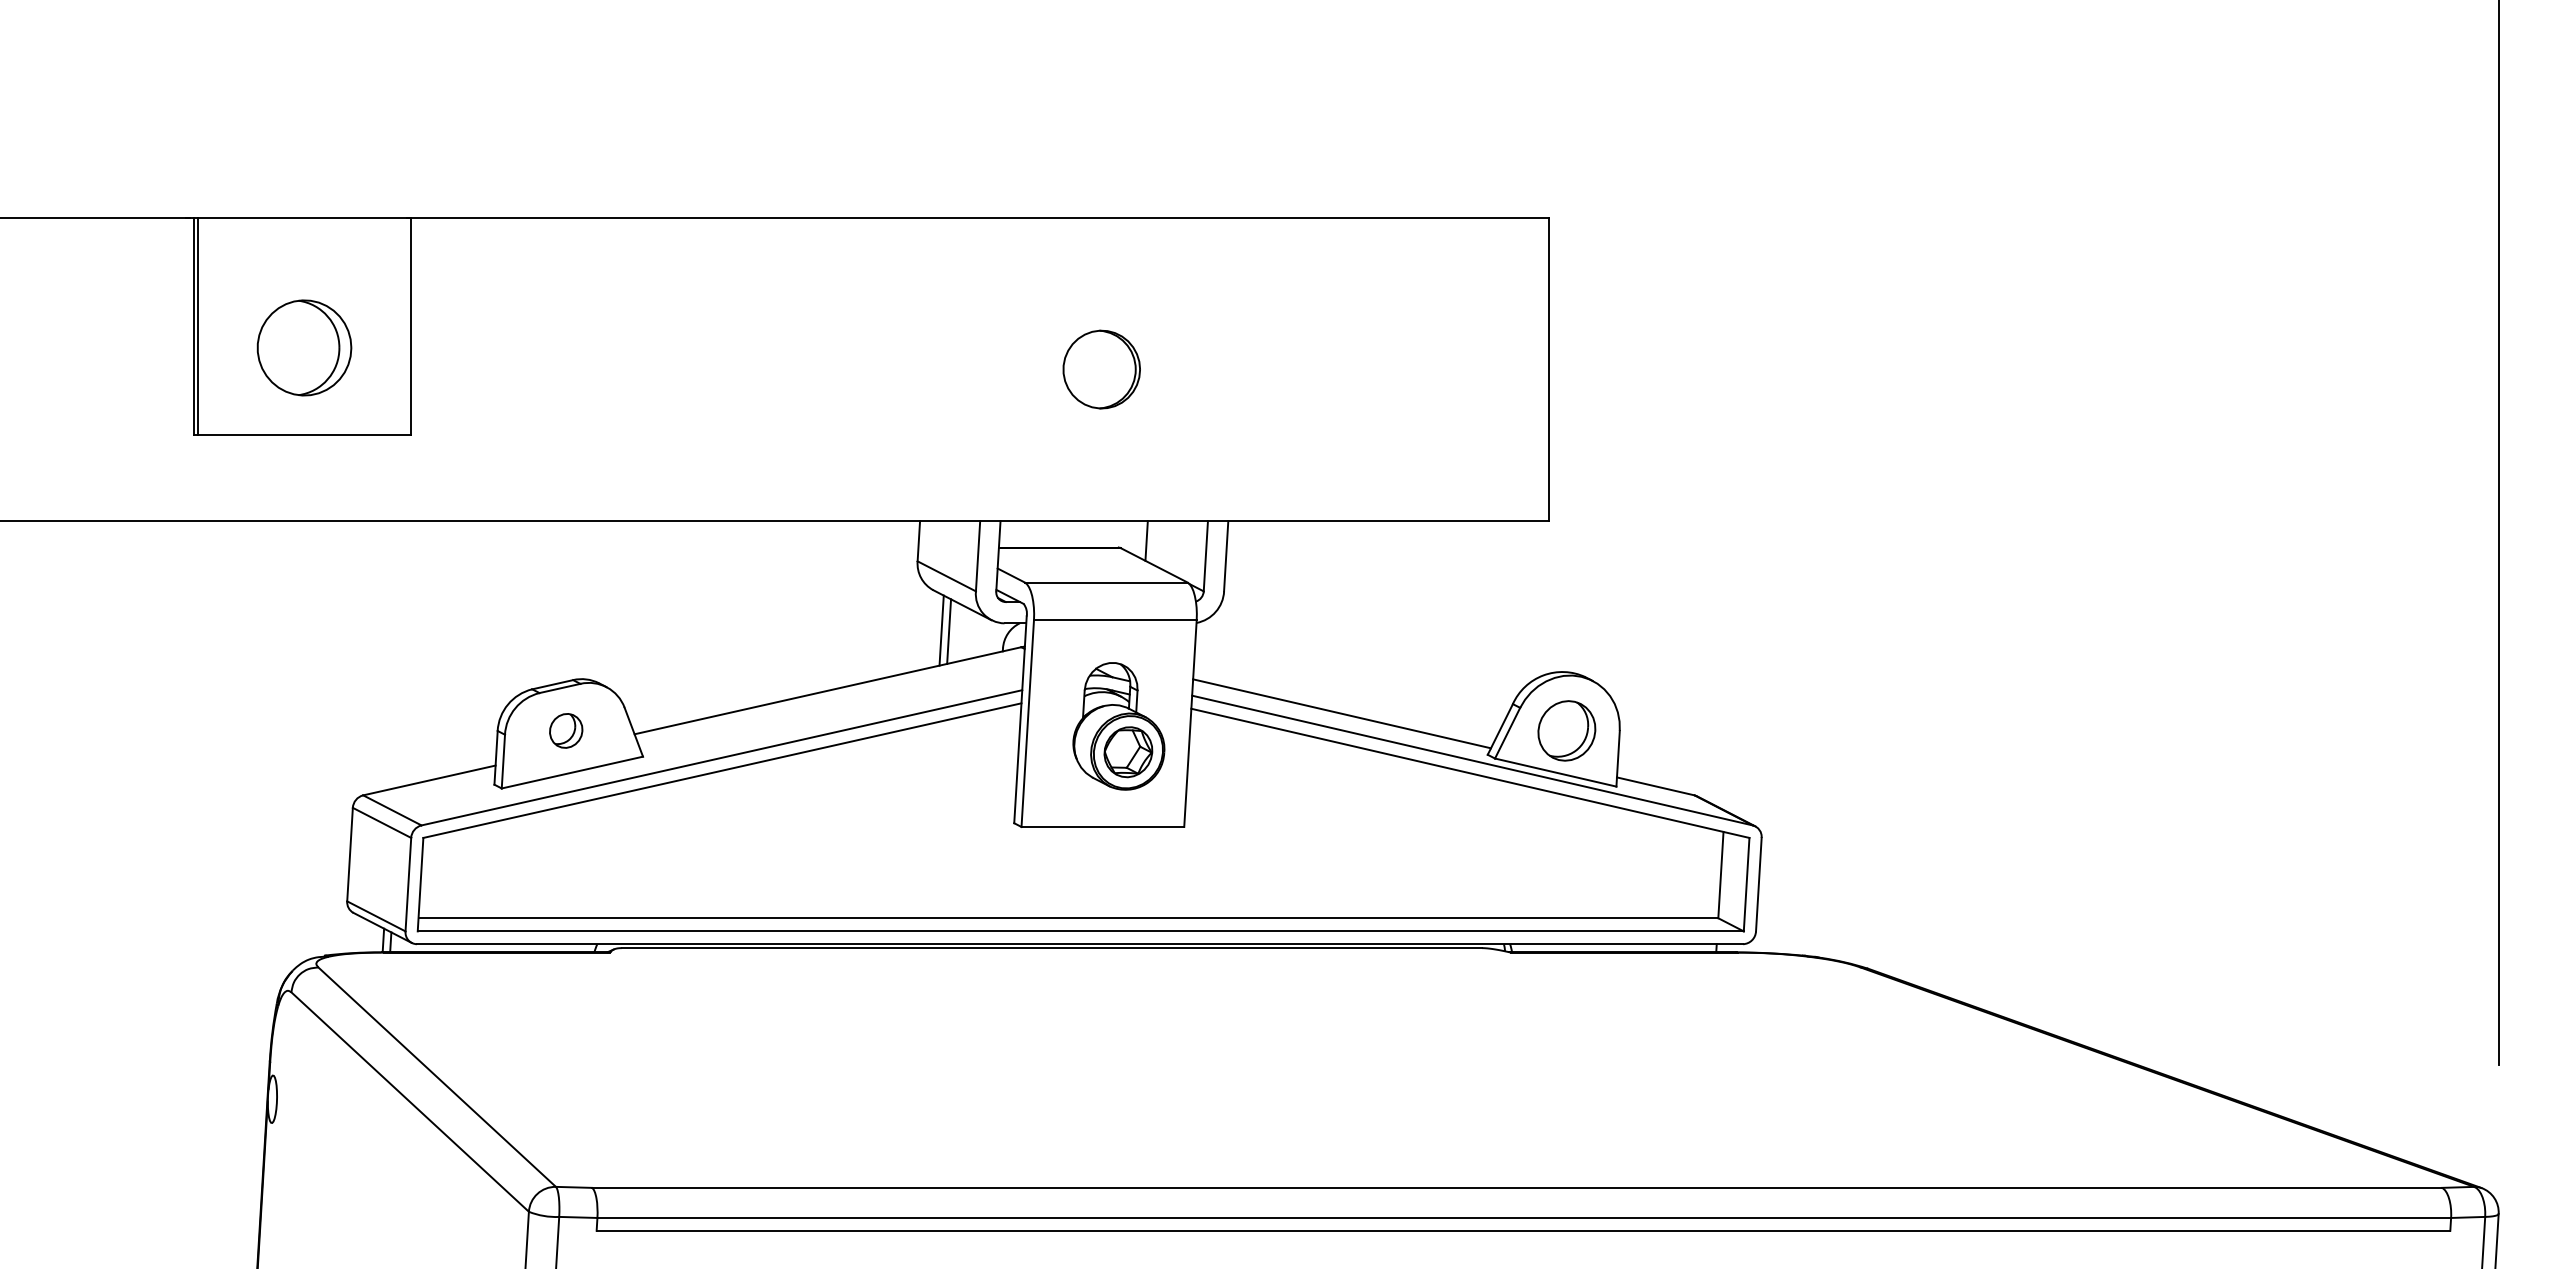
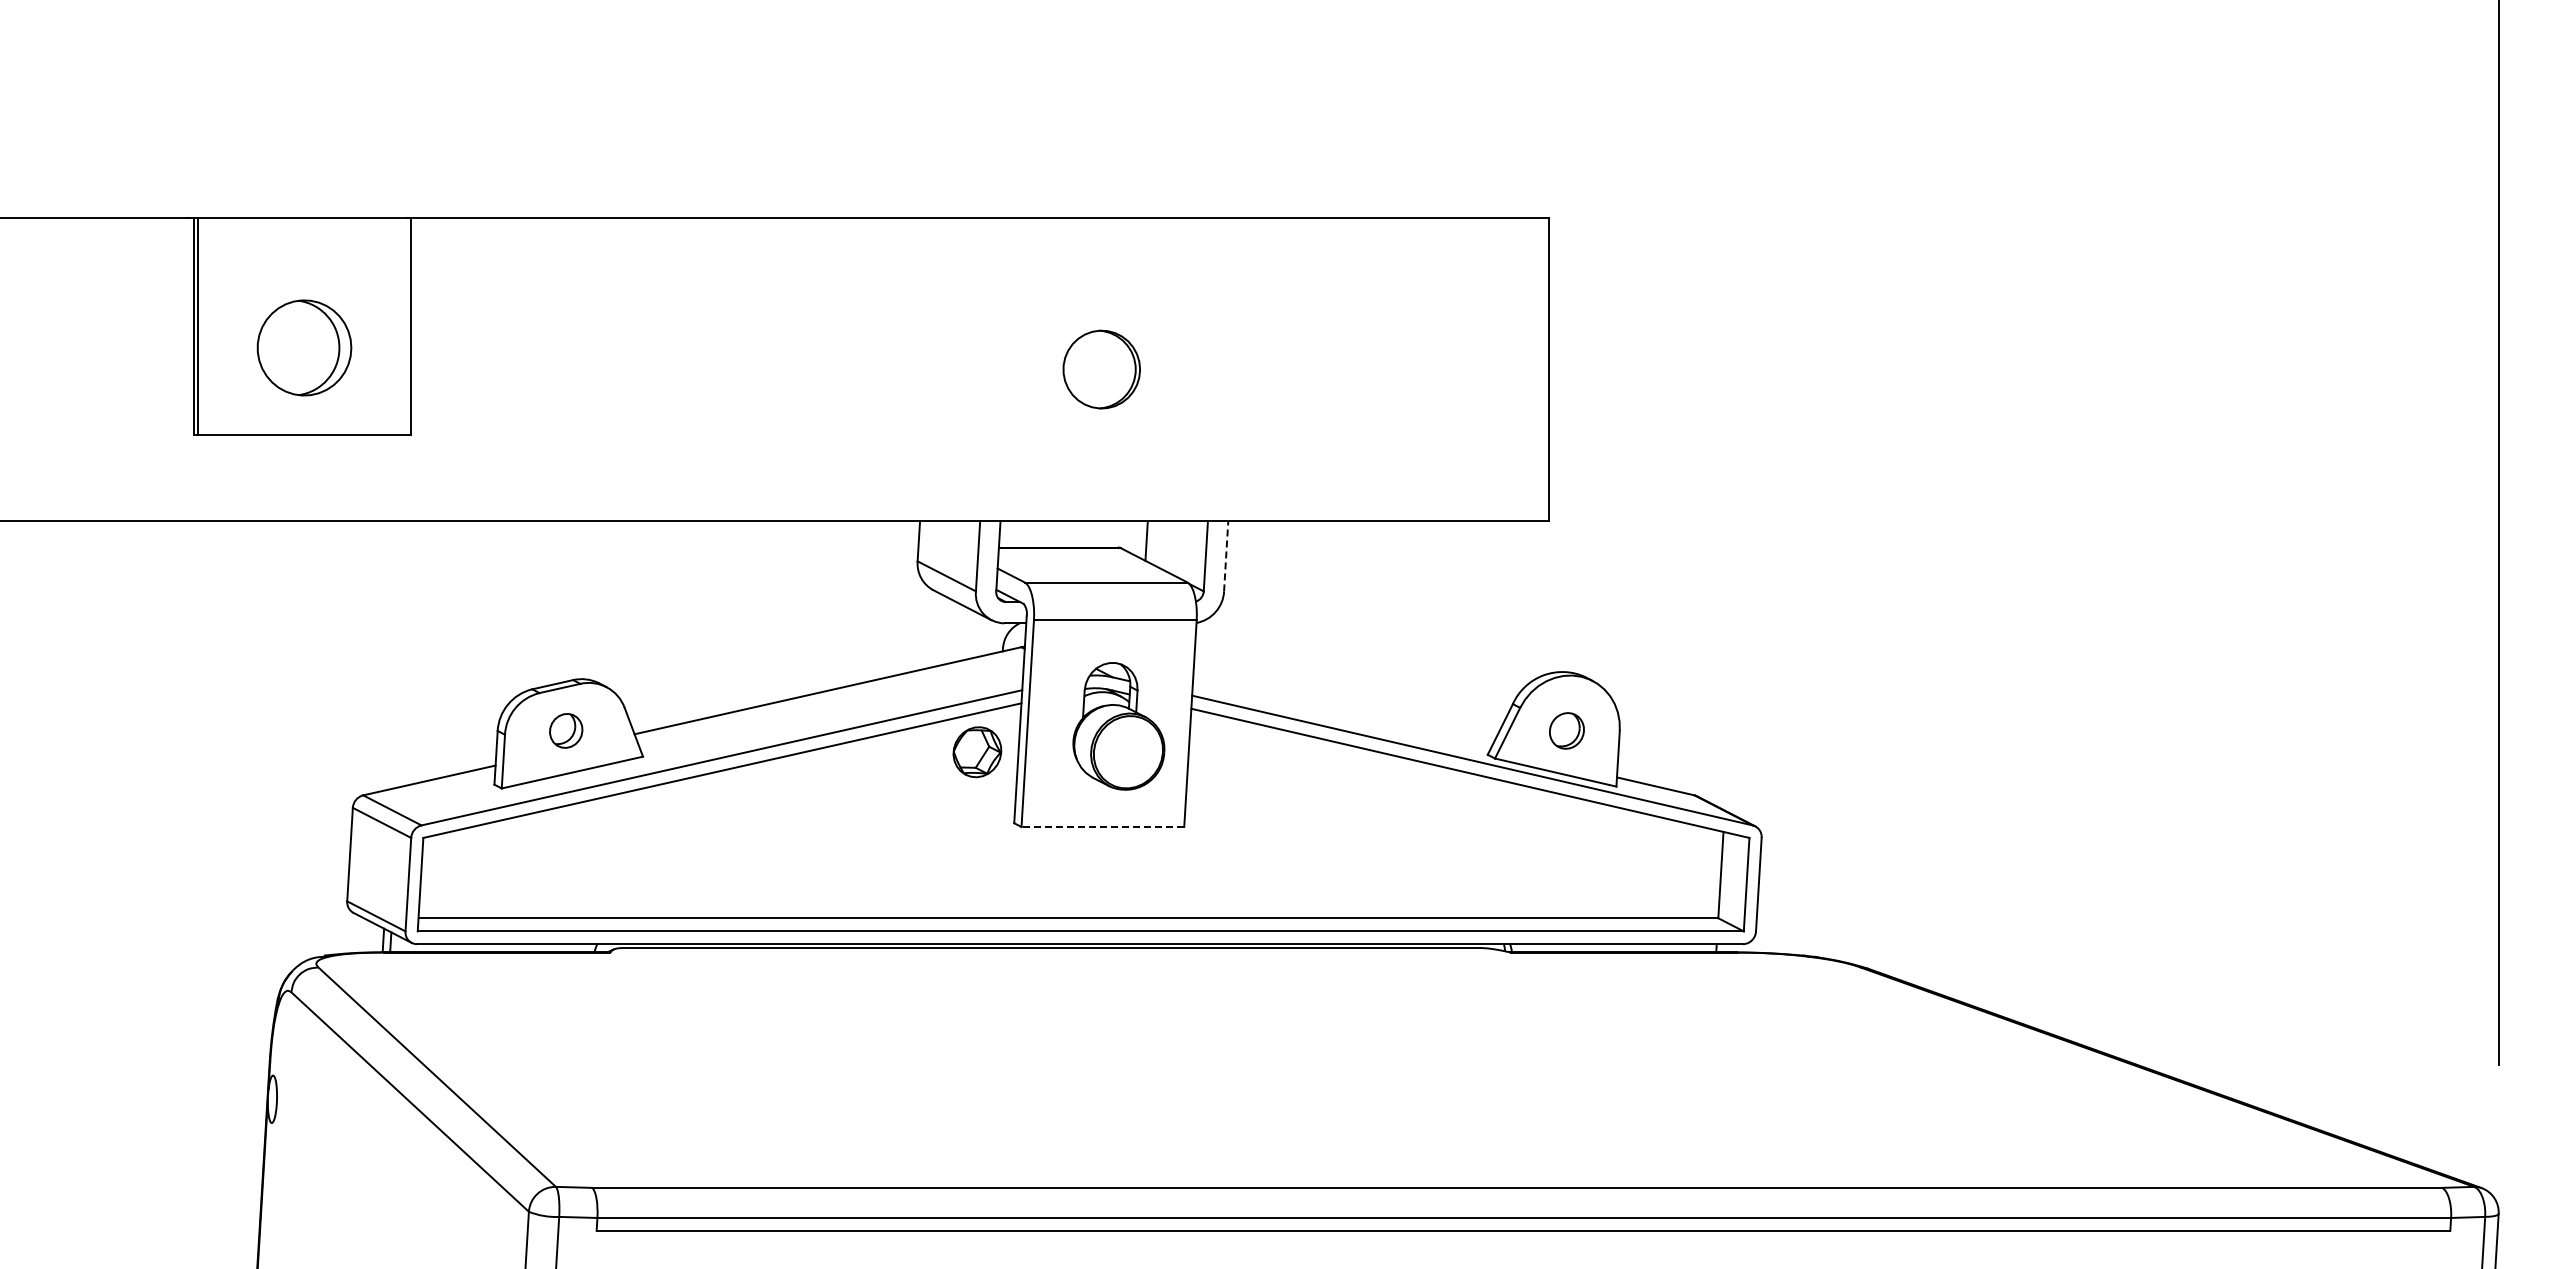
line: solid -> dashed (1226, 555)
line: present -> none (941, 630)
line: present -> none (949, 631)
line: present -> none (1341, 713)
part size: 60x62 px -> 36x38 px (1566, 730)
part position: (1128, 752) -> (977, 752) (977, 752)
line: solid -> dashed (1102, 826)
